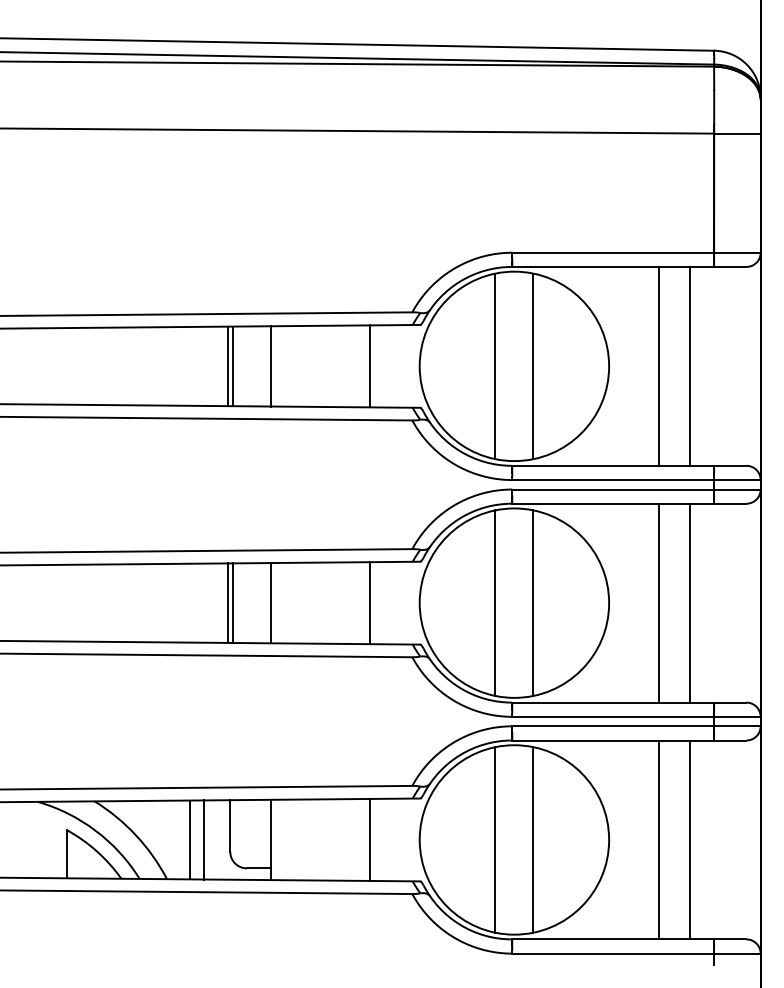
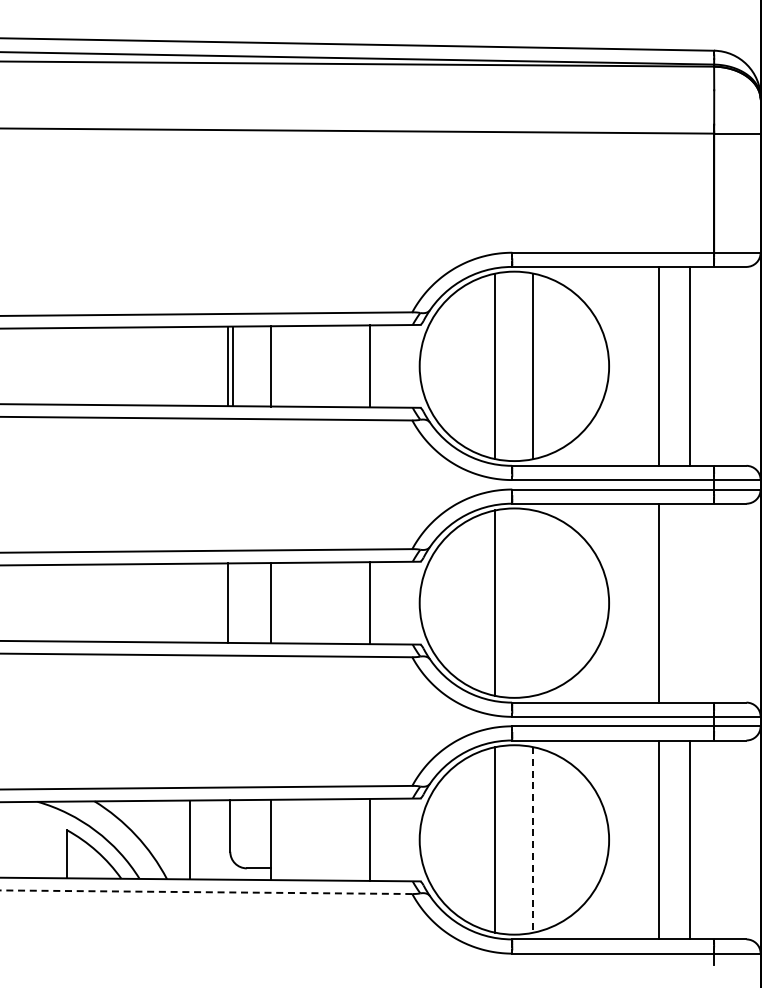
line: present -> none (533, 602)
line: present -> none (689, 602)
line: present -> none (232, 603)
line: present -> none (204, 839)
line: solid -> dashed (533, 839)
line: solid -> dashed (206, 892)
